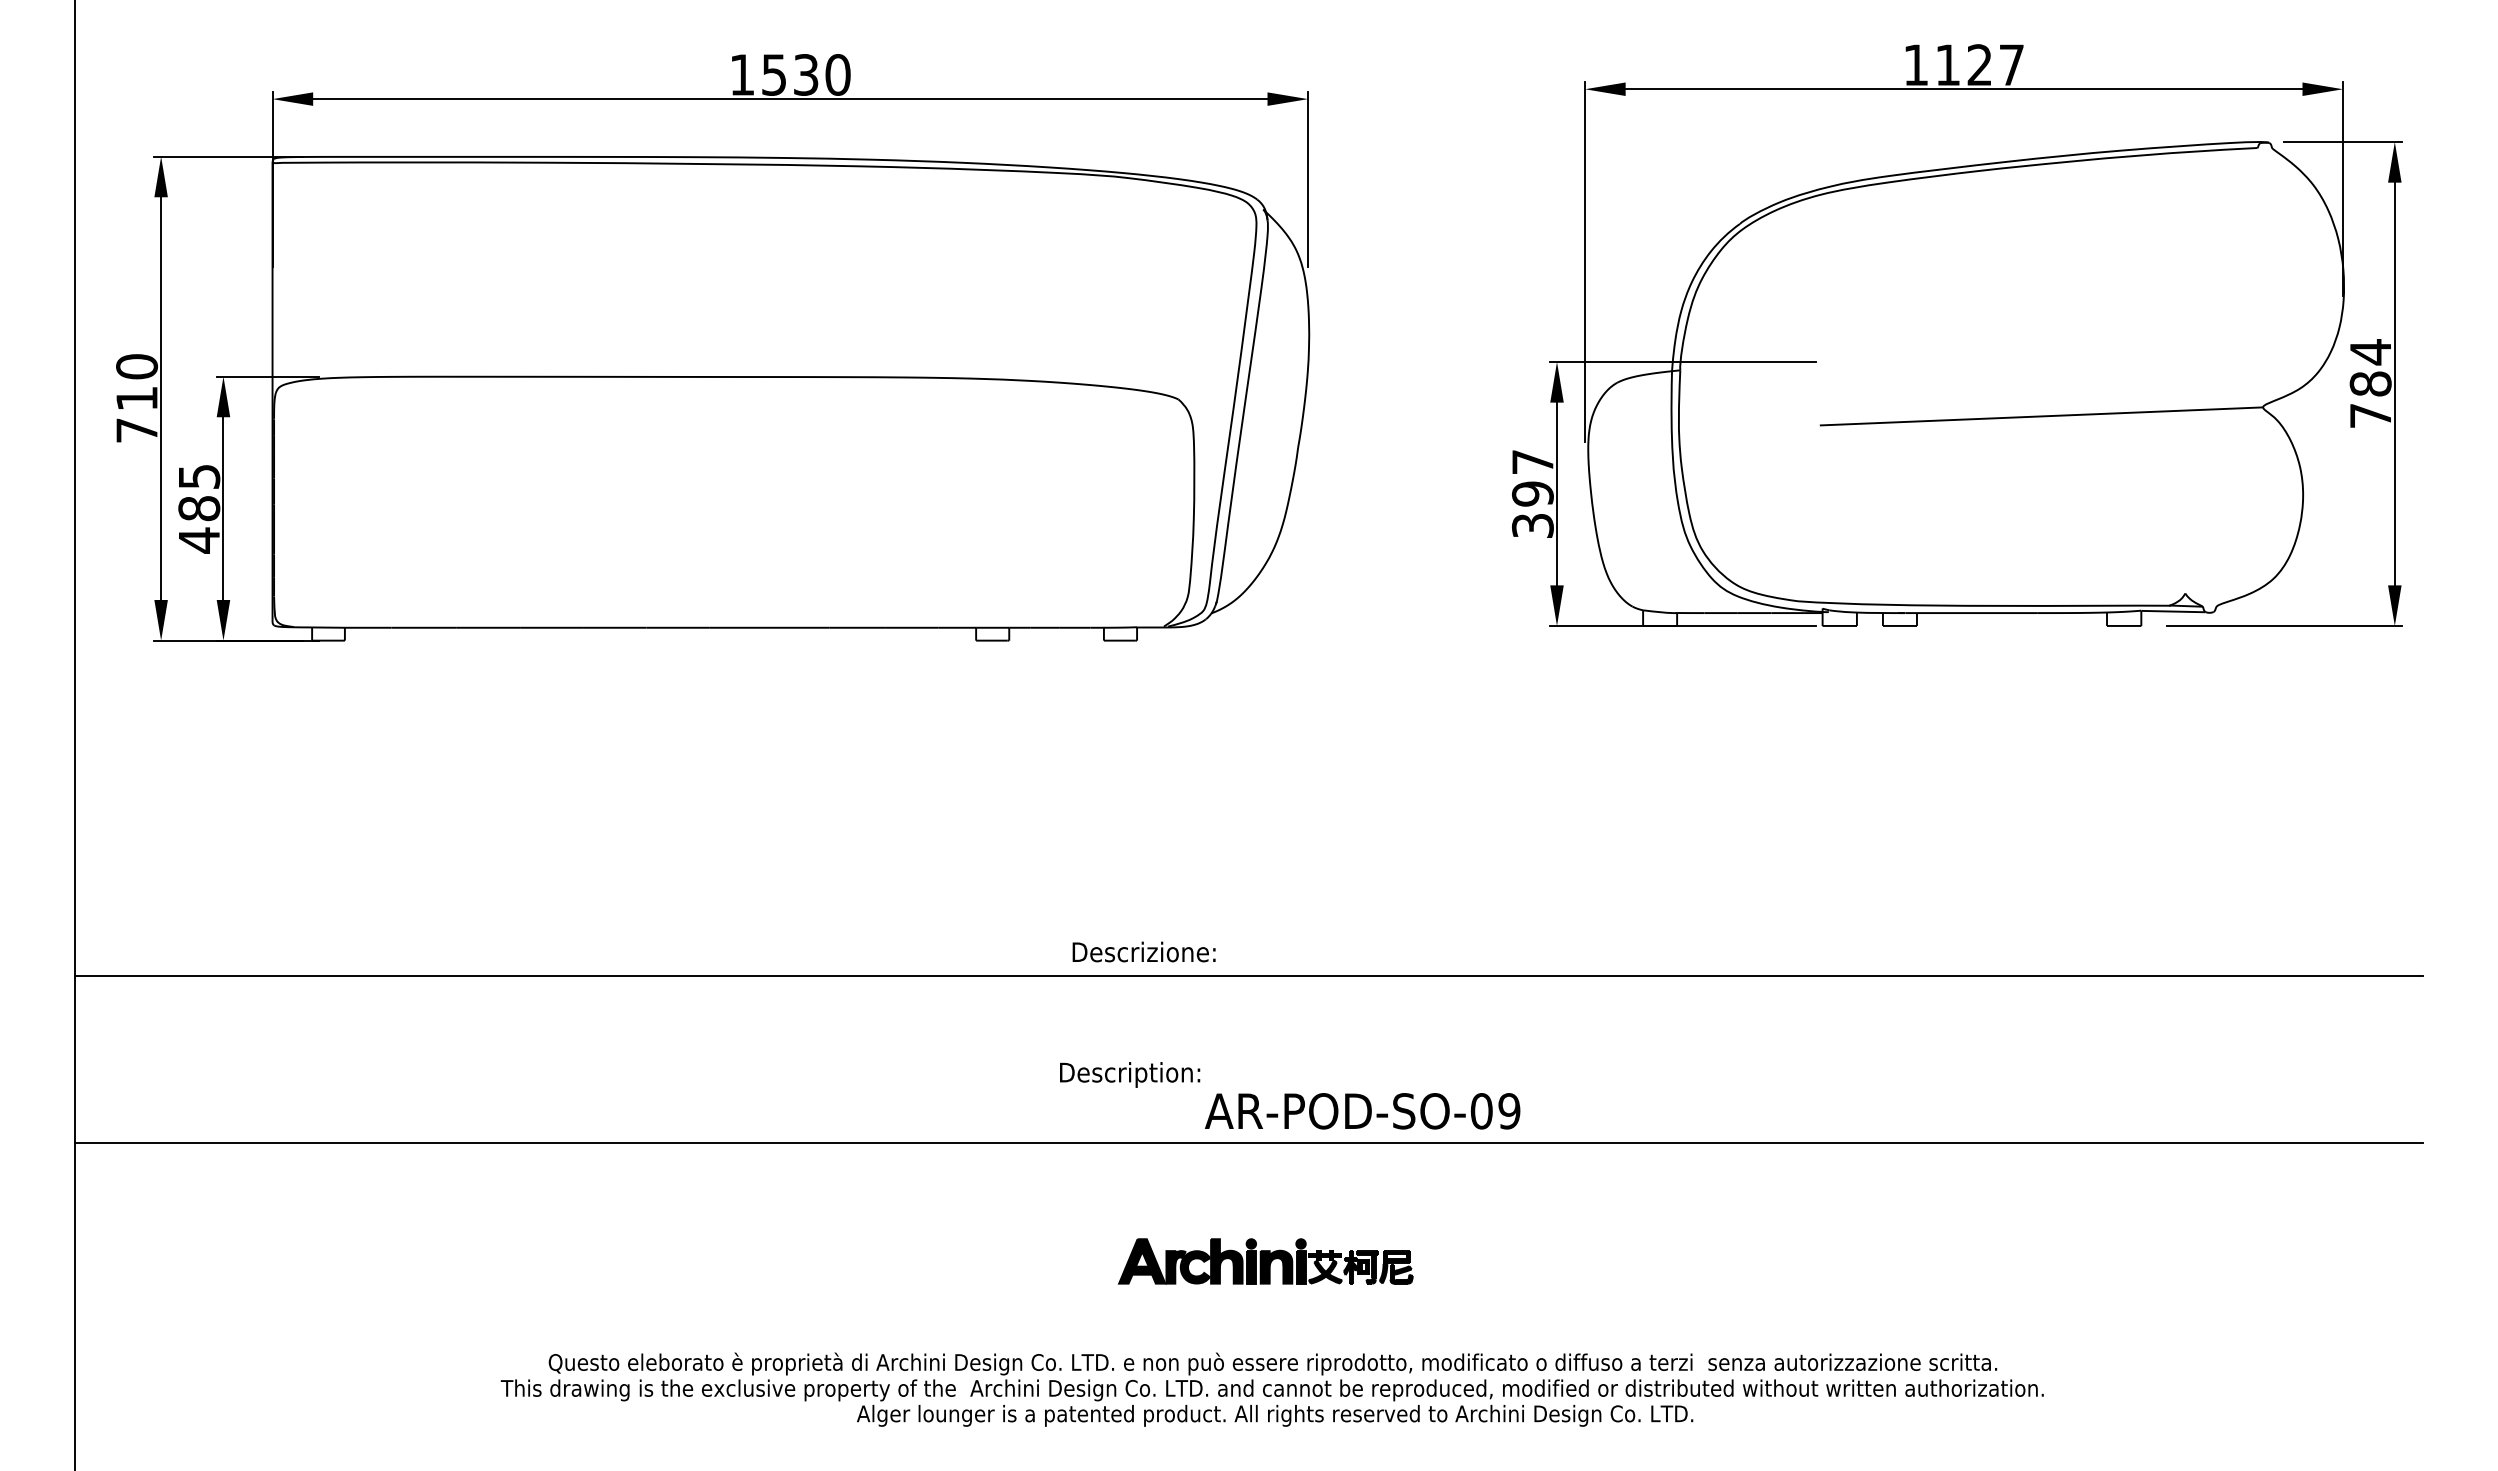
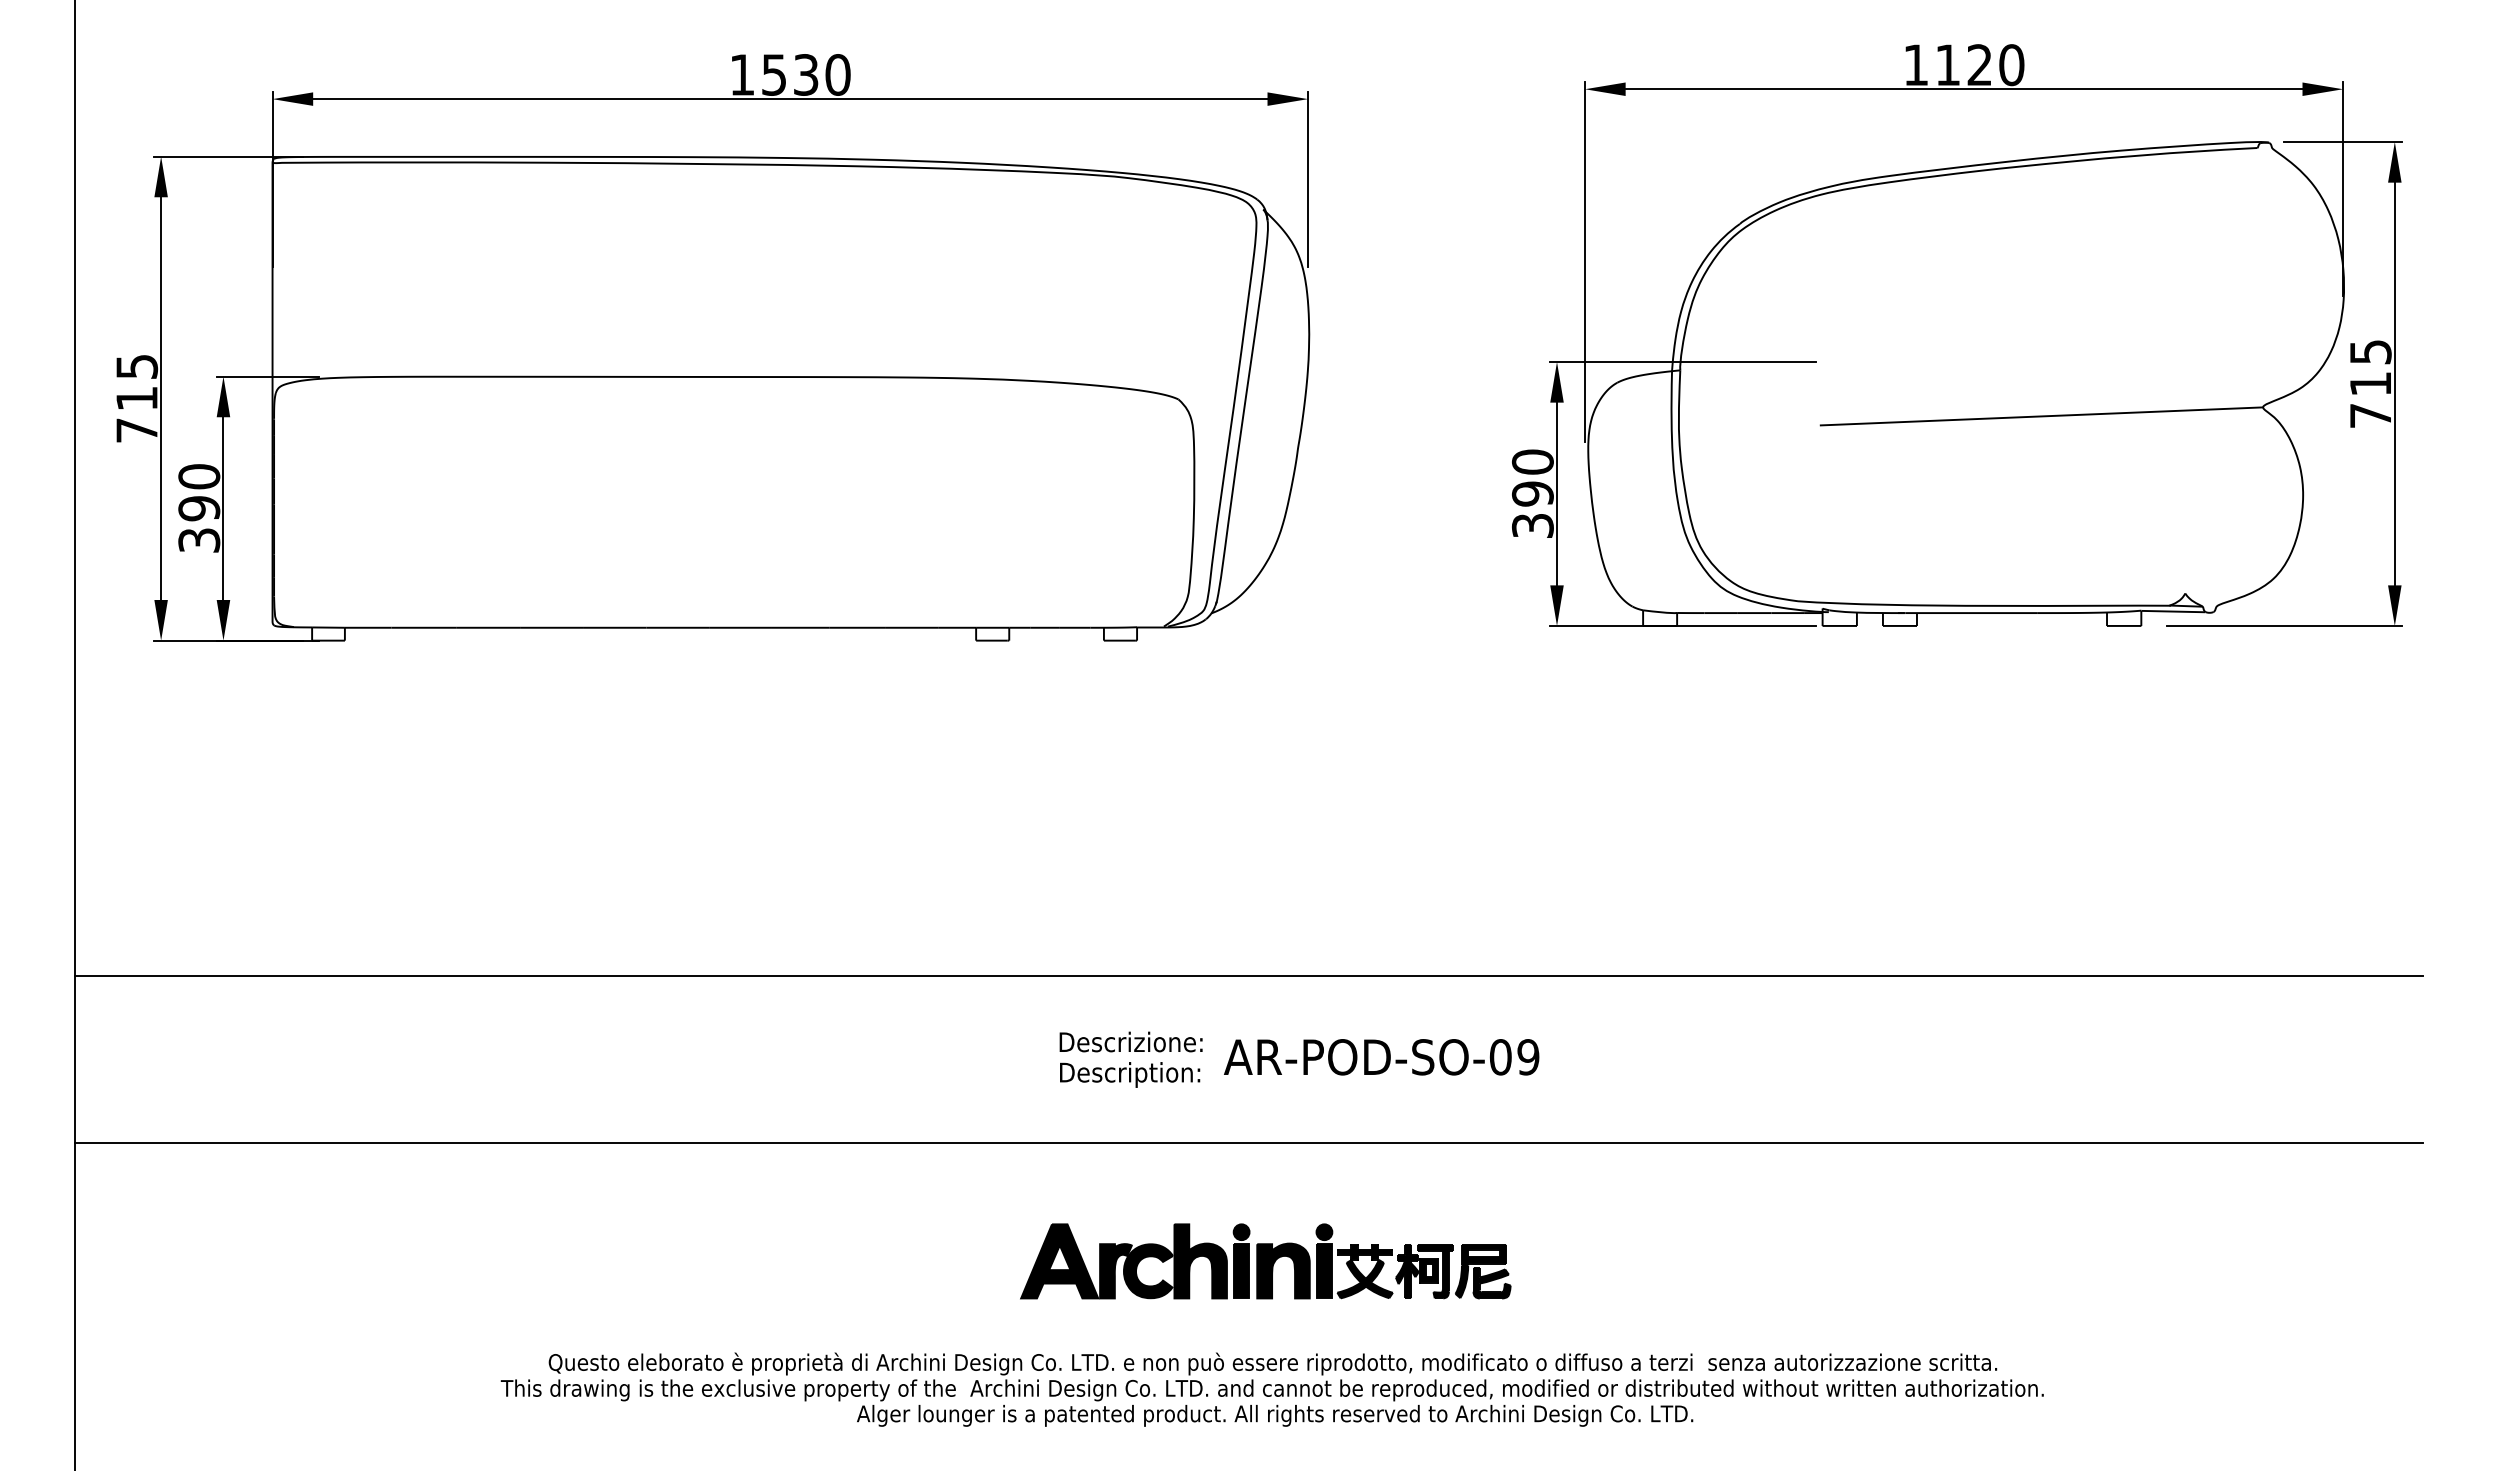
text: 1127 -> 1120 (2011, 65)
text: 710 -> 715 (137, 366)
text: 784 -> 715 (2370, 367)
text: 397 -> 390 (1532, 461)
text: 485 -> 390 (199, 508)
text position: (1143, 951) -> (1130, 1041) (1130, 1041)
text position: (1362, 1111) -> (1381, 1057) (1381, 1057)
part size: 297x47 px -> 492x77 px (1265, 1261)
